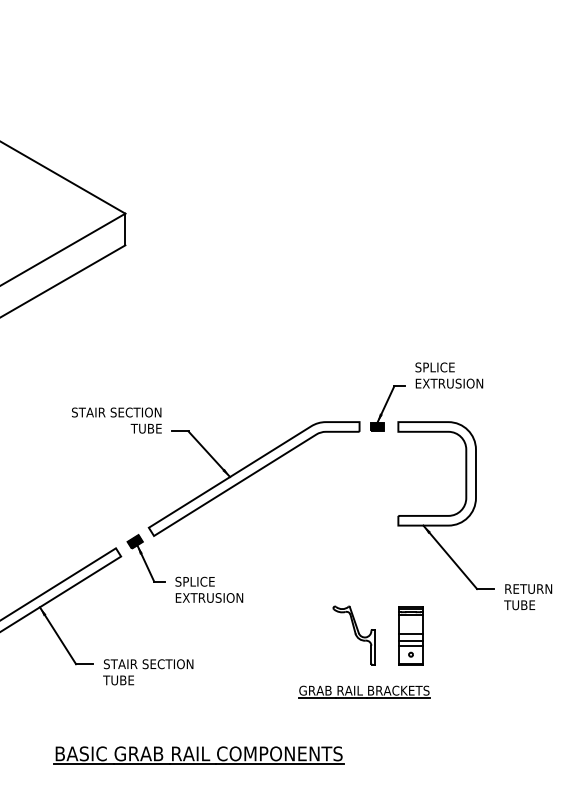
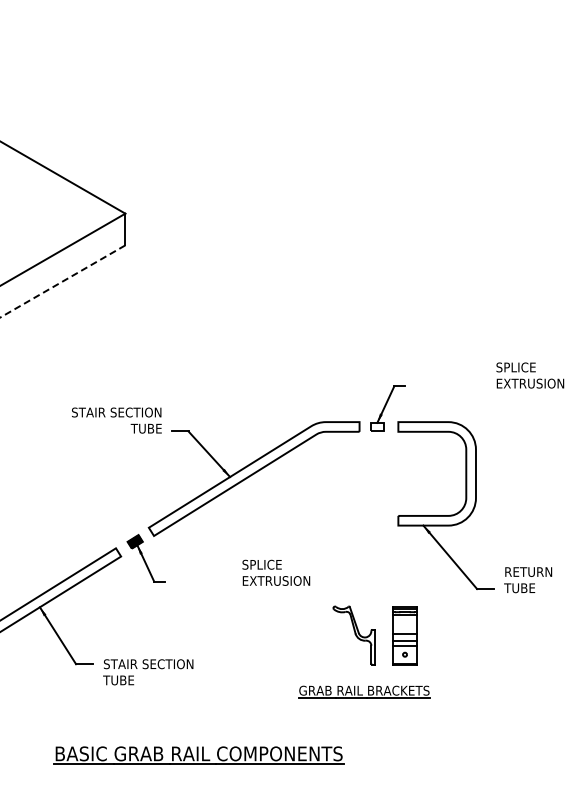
line: solid -> dashed (63, 281)
text position: (449, 375) -> (530, 375) (530, 375)
hatch: present -> none (376, 426)
text position: (209, 589) -> (276, 572) (276, 572)
text position: (528, 597) -> (528, 580) (528, 580)
part position: (410, 635) -> (404, 635) (404, 635)
